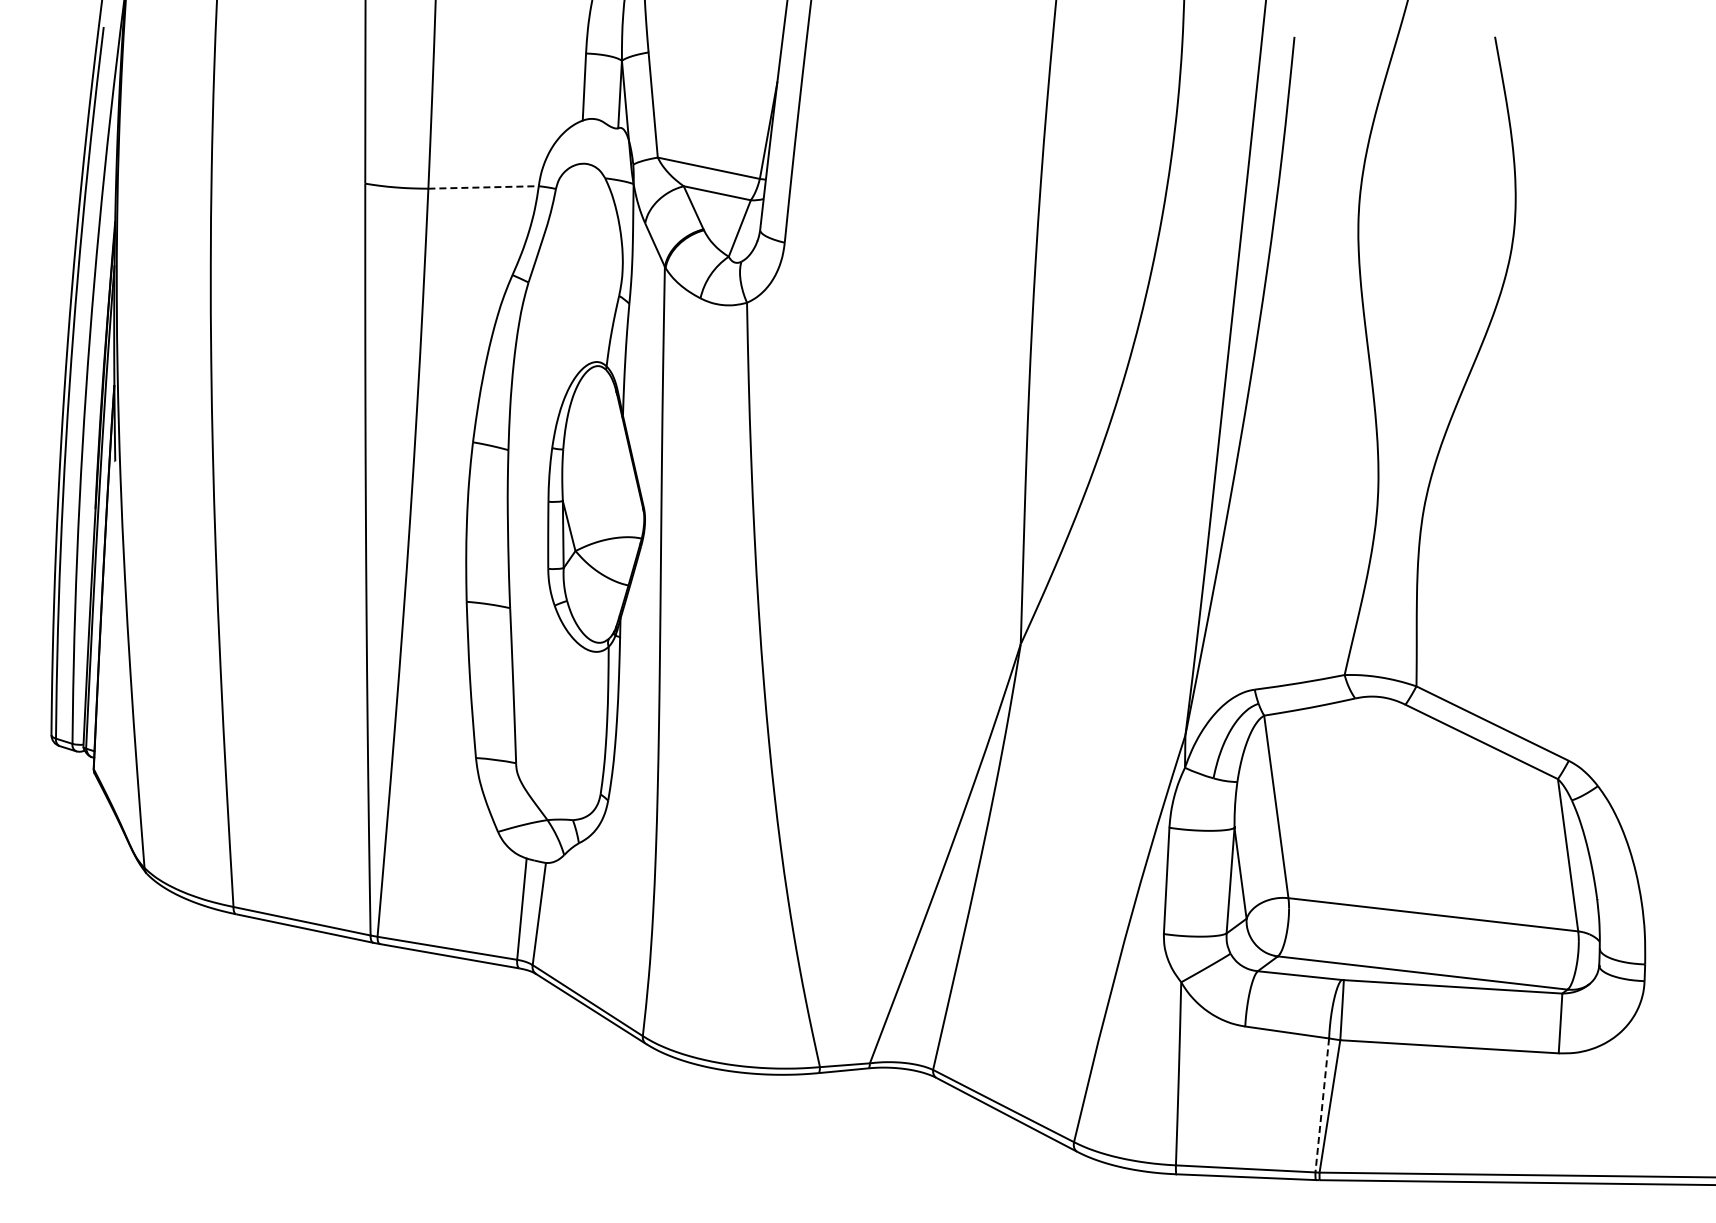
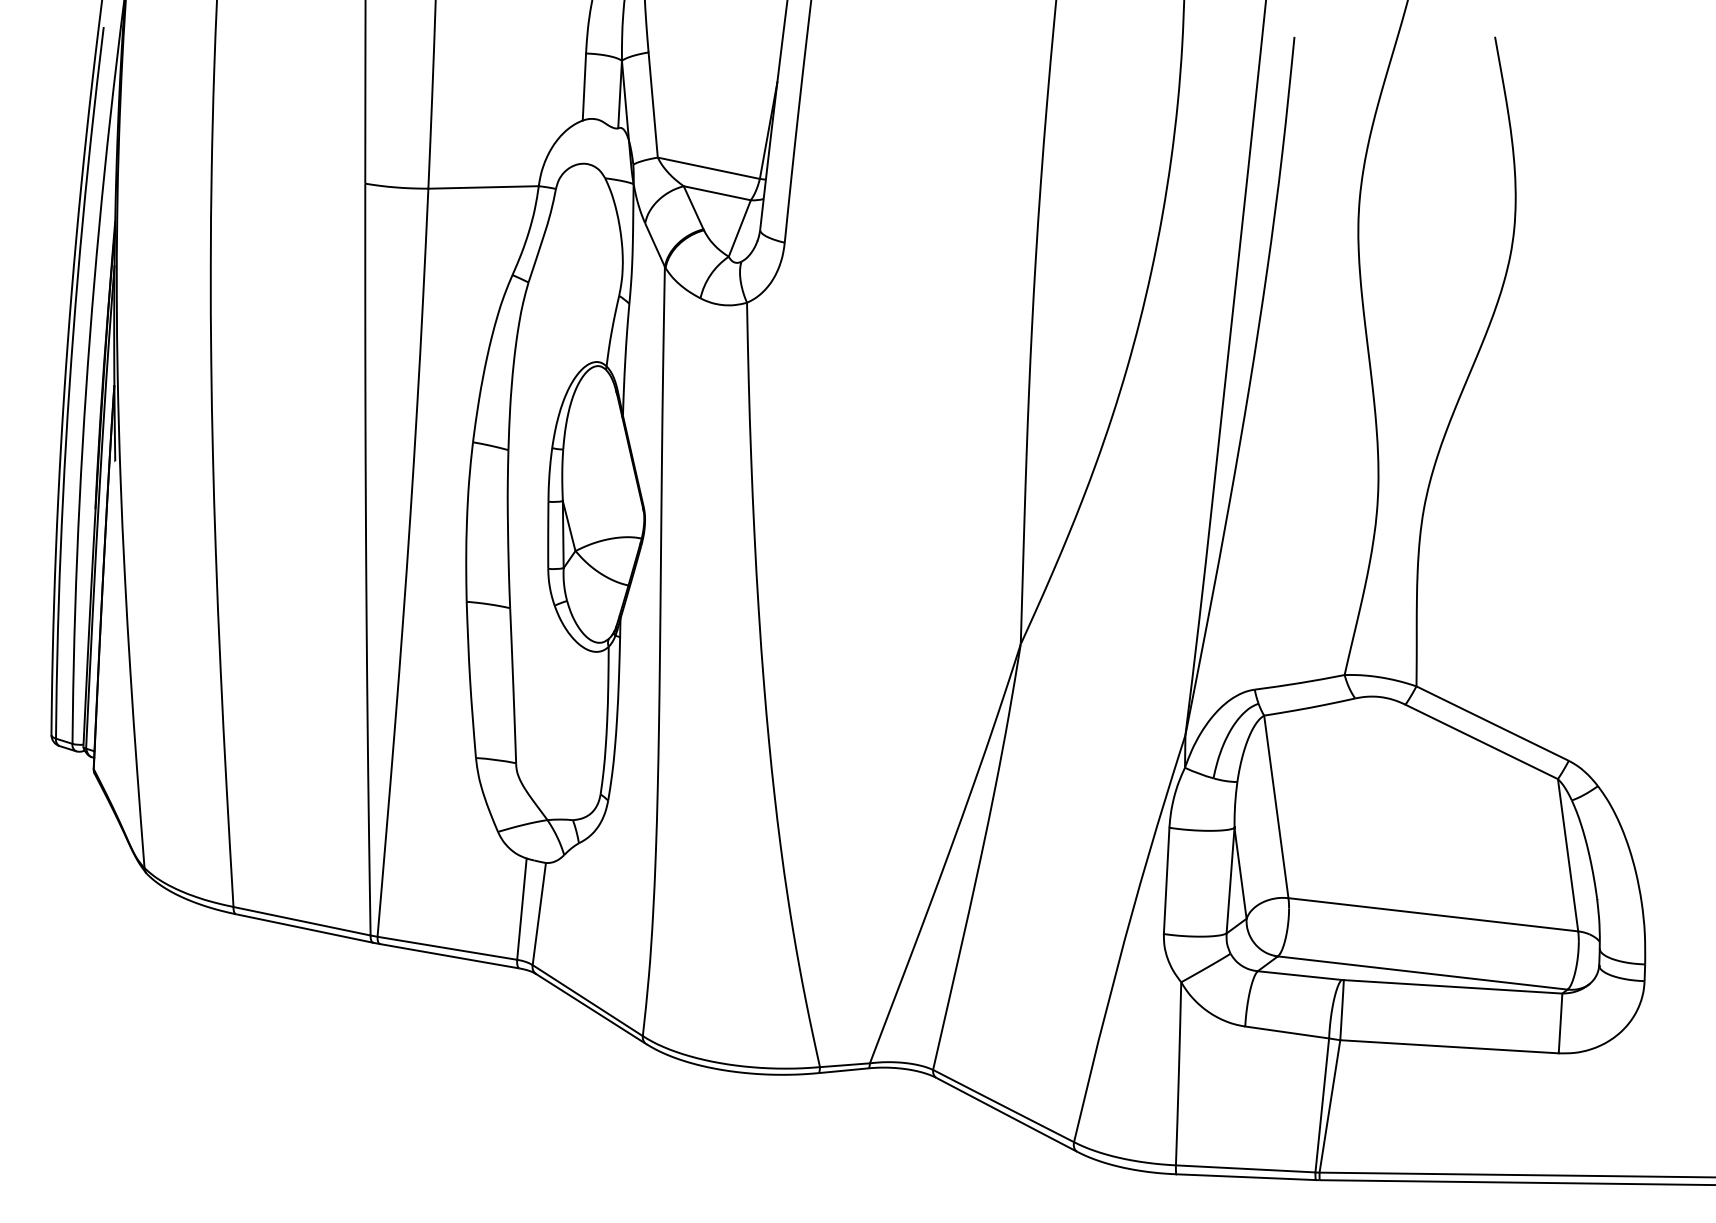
line: dashed -> solid (484, 187)
line: dashed -> solid (1322, 1105)
